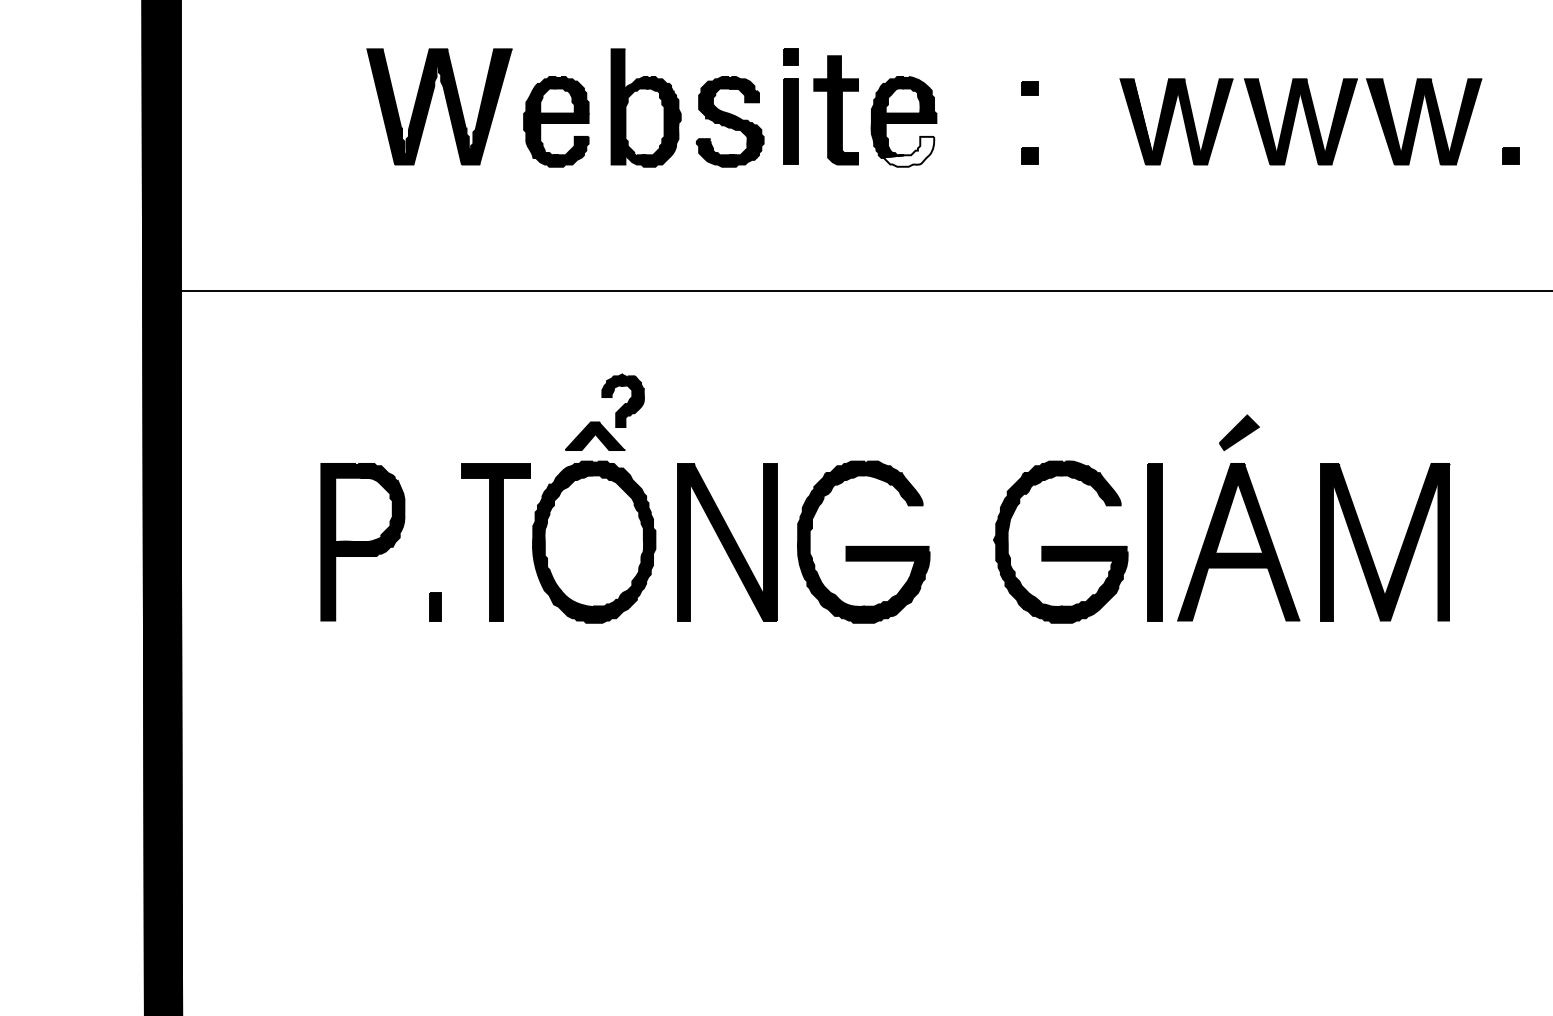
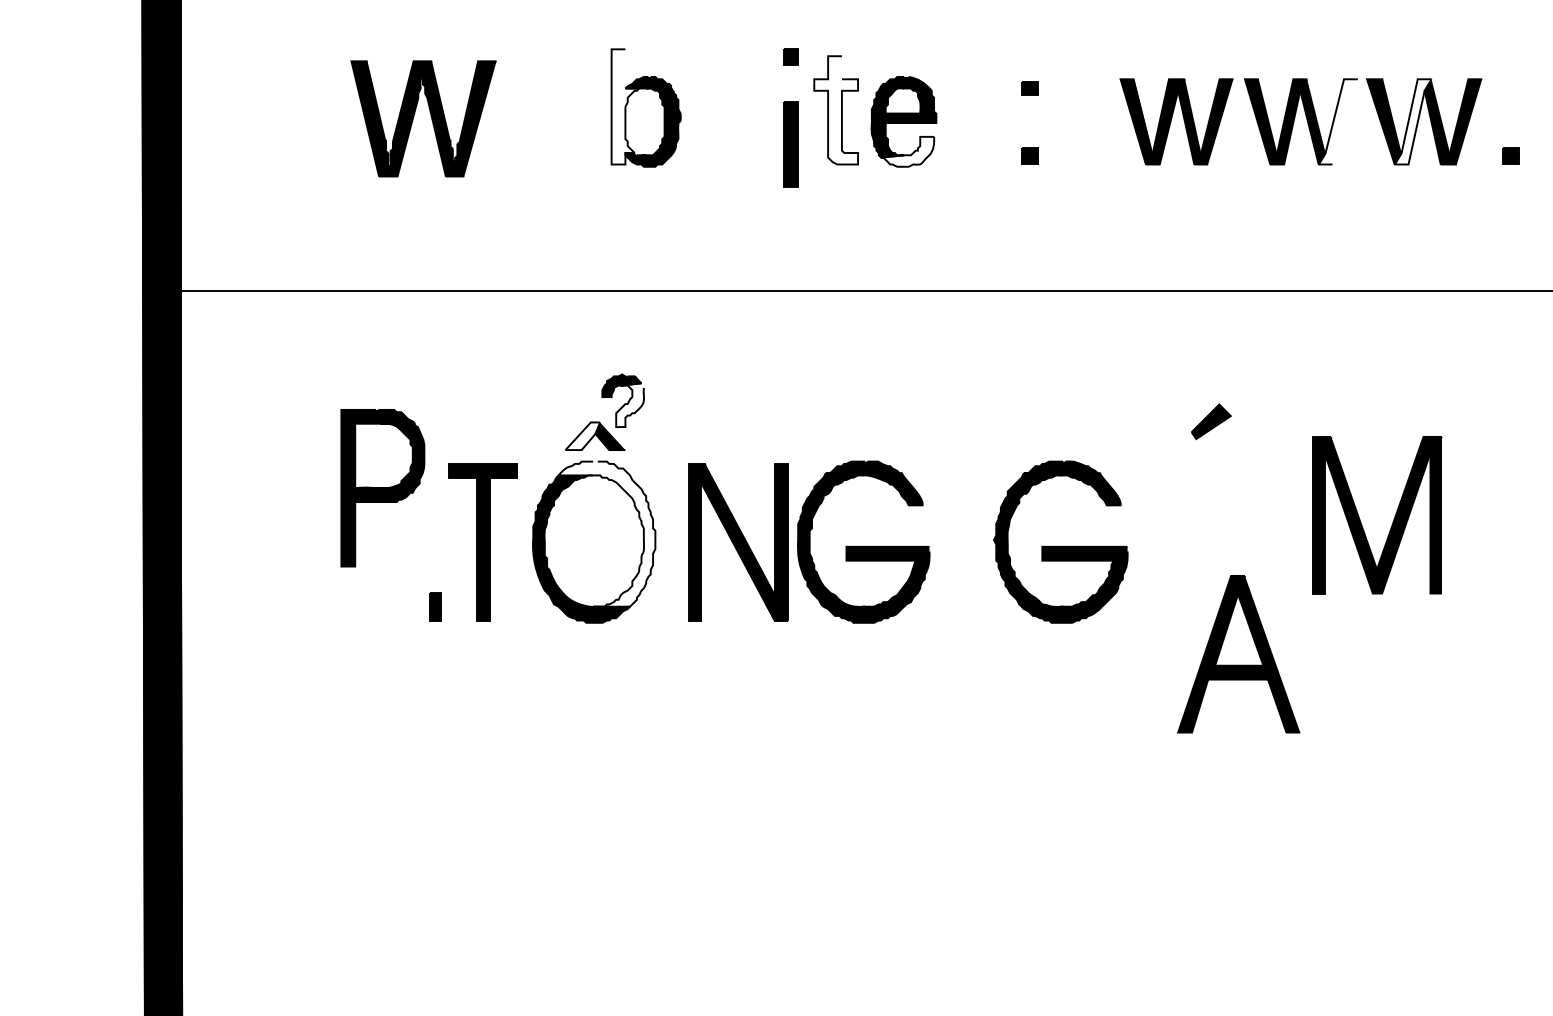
part position: (446, 104) -> (430, 116) (430, 116)
fill: present -> none (625, 106)
fill: present -> none (836, 110)
part: present -> none (556, 121)
part: present -> none (730, 121)
part position: (790, 121) -> (790, 144) (790, 144)
fill: present -> none (1337, 121)
fill: present -> none (1412, 121)
fill: present -> none (629, 405)
part position: (1239, 432) -> (1211, 421) (1211, 421)
fill: present -> none (582, 436)
fill: present -> none (606, 533)
part position: (362, 542) -> (382, 488) (382, 488)
part position: (495, 542) -> (482, 542) (482, 542)
part position: (727, 542) -> (738, 542) (738, 542)
part: present -> none (1154, 542)
part position: (1238, 542) -> (1238, 654) (1238, 654)
part position: (1400, 548) -> (1392, 521) (1392, 521)
